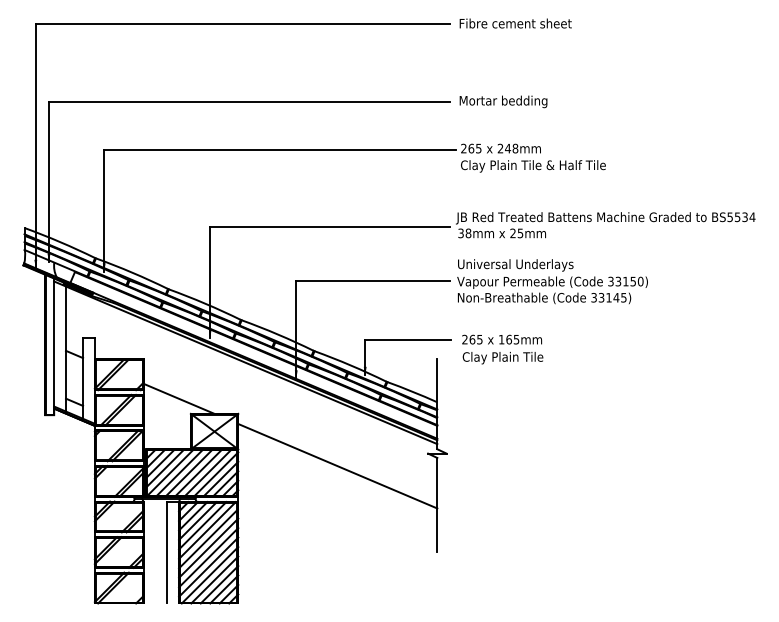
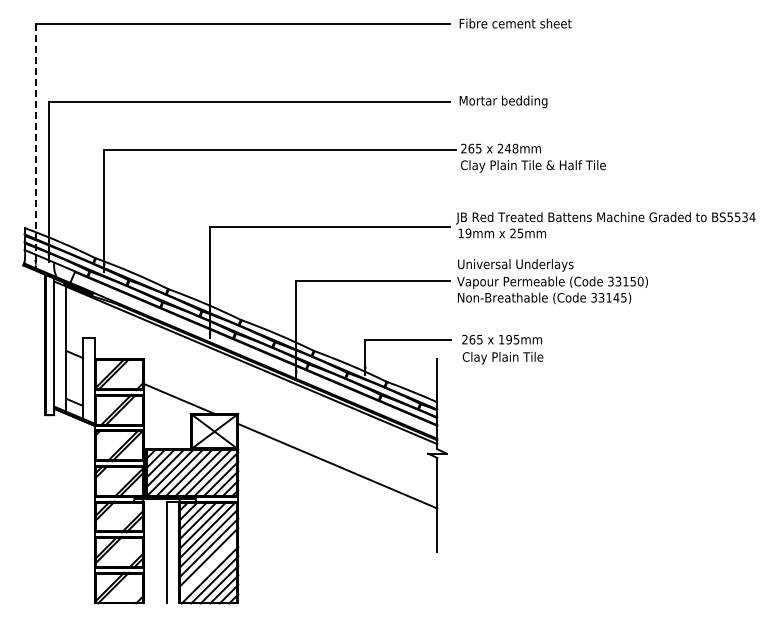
line: solid -> dashed (35, 146)
text: 38mm -> 19mm (464, 233)
text: 165mm -> 195mm (509, 339)
line: present -> none (208, 566)
